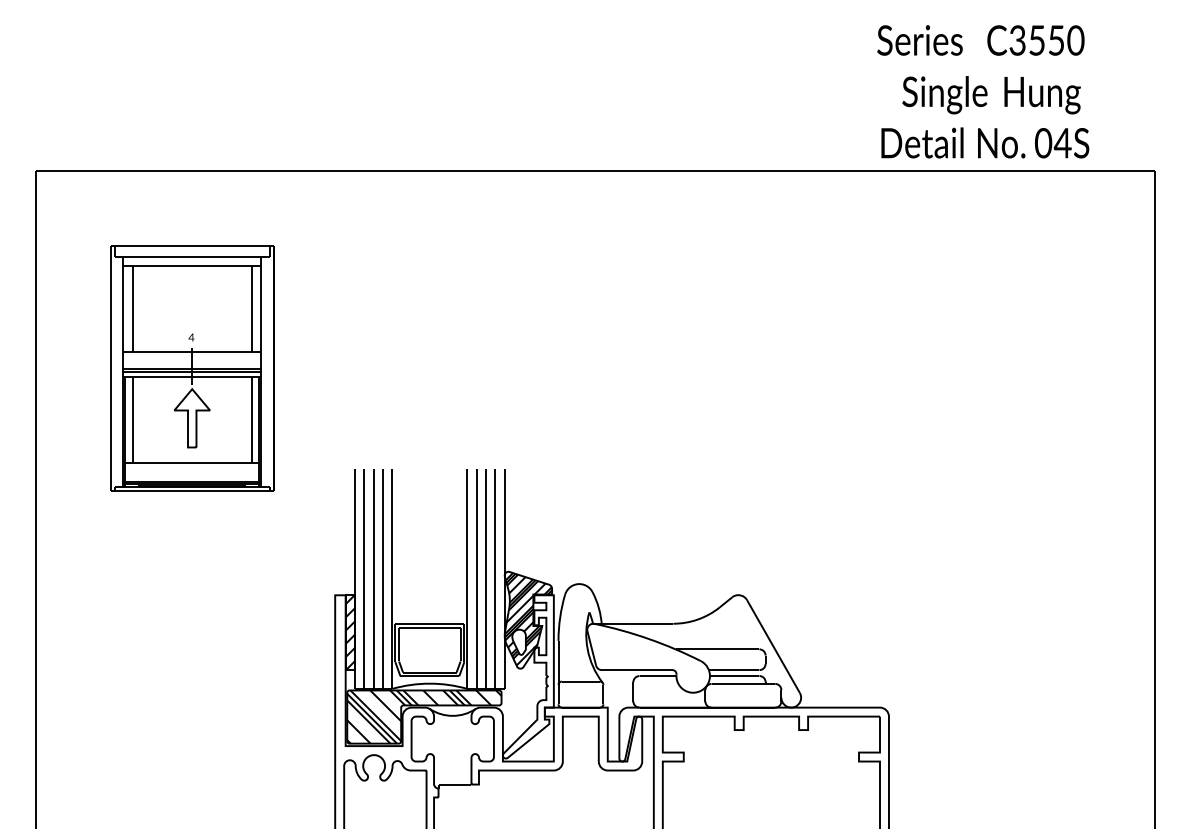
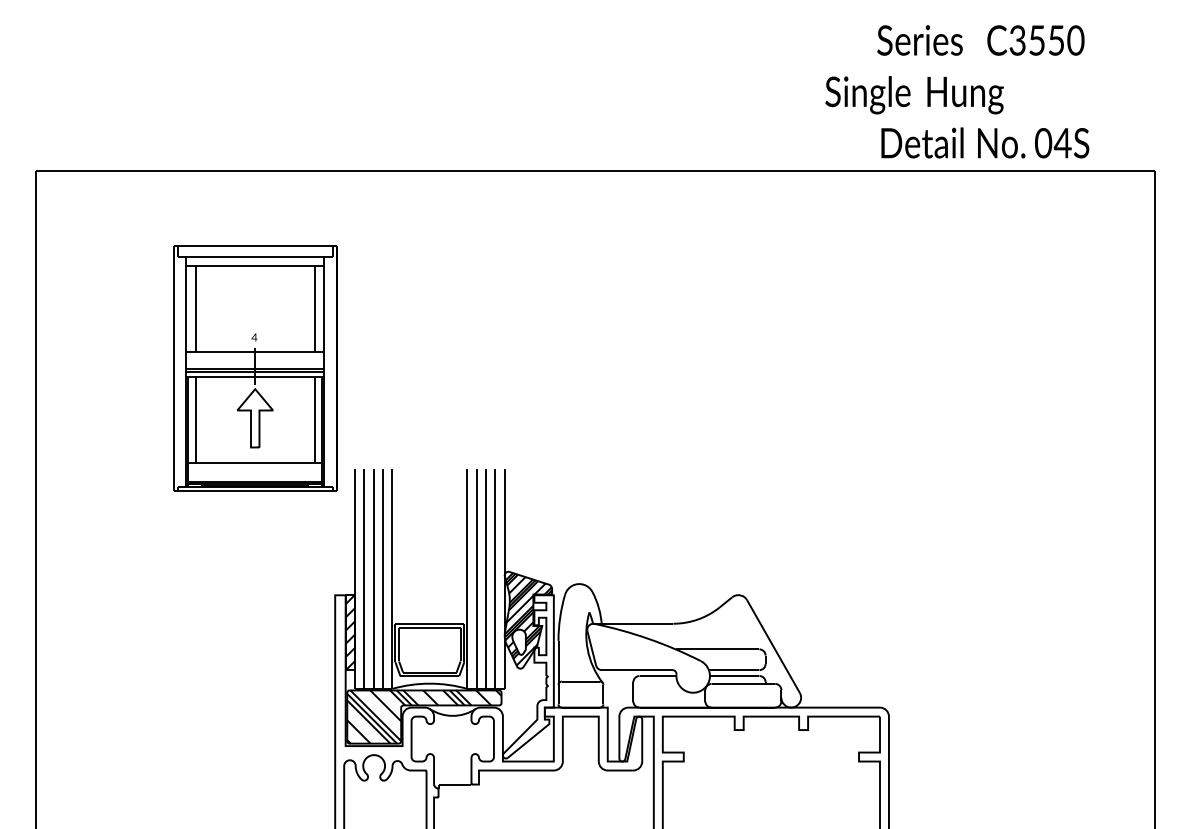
text position: (991, 95) -> (914, 95) (914, 95)
part position: (192, 368) -> (255, 368) (255, 368)
